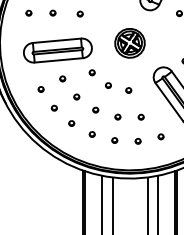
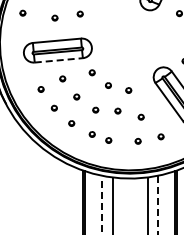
part position: (28, 12) -> (22, 12) (22, 12)
part position: (52, 12) -> (54, 17) (54, 17)
part: present -> none (129, 43)
line: solid -> dashed (59, 60)
part position: (117, 116) -> (117, 110) (117, 110)
part position: (114, 140) -> (108, 140) (108, 140)
line: solid -> dashed (102, 204)
line: solid -> dashed (157, 205)
